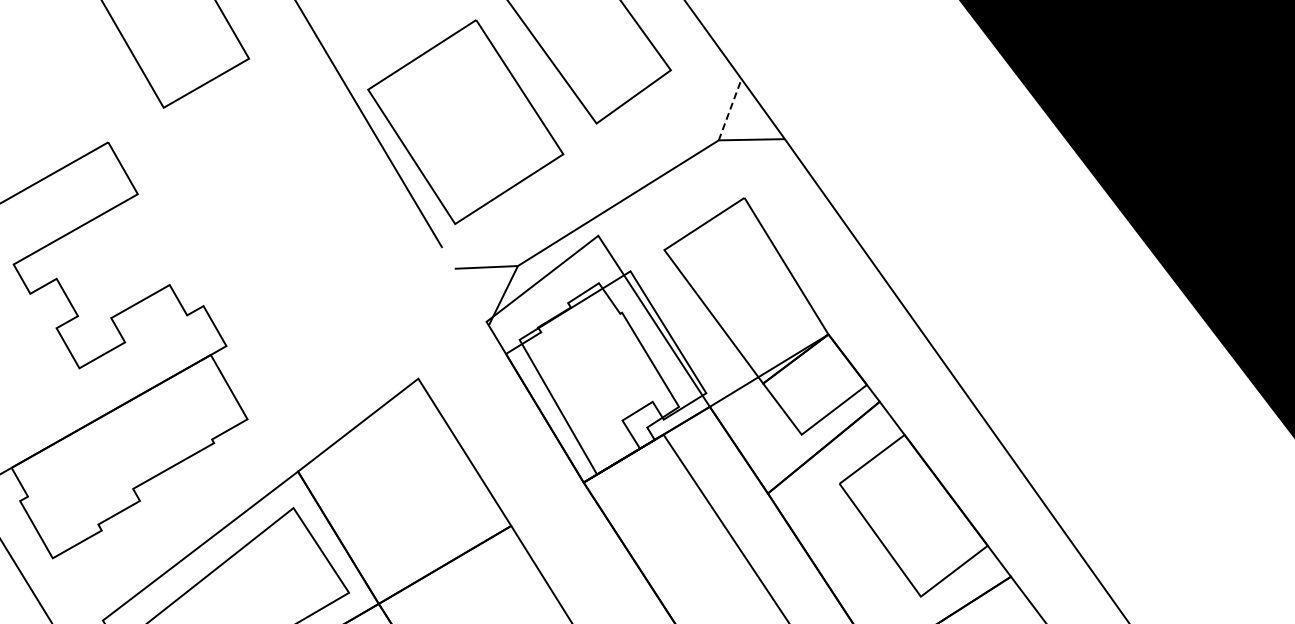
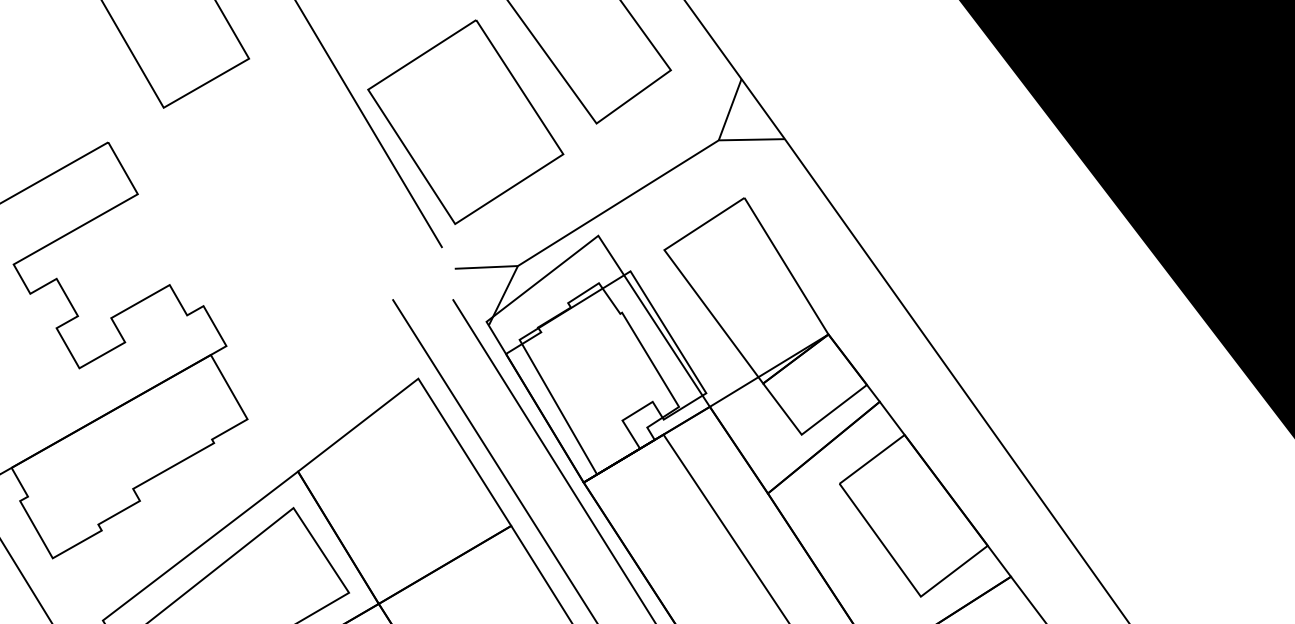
line: dashed -> solid (730, 109)
line: none -> present (494, 460)
line: none -> present (553, 460)
